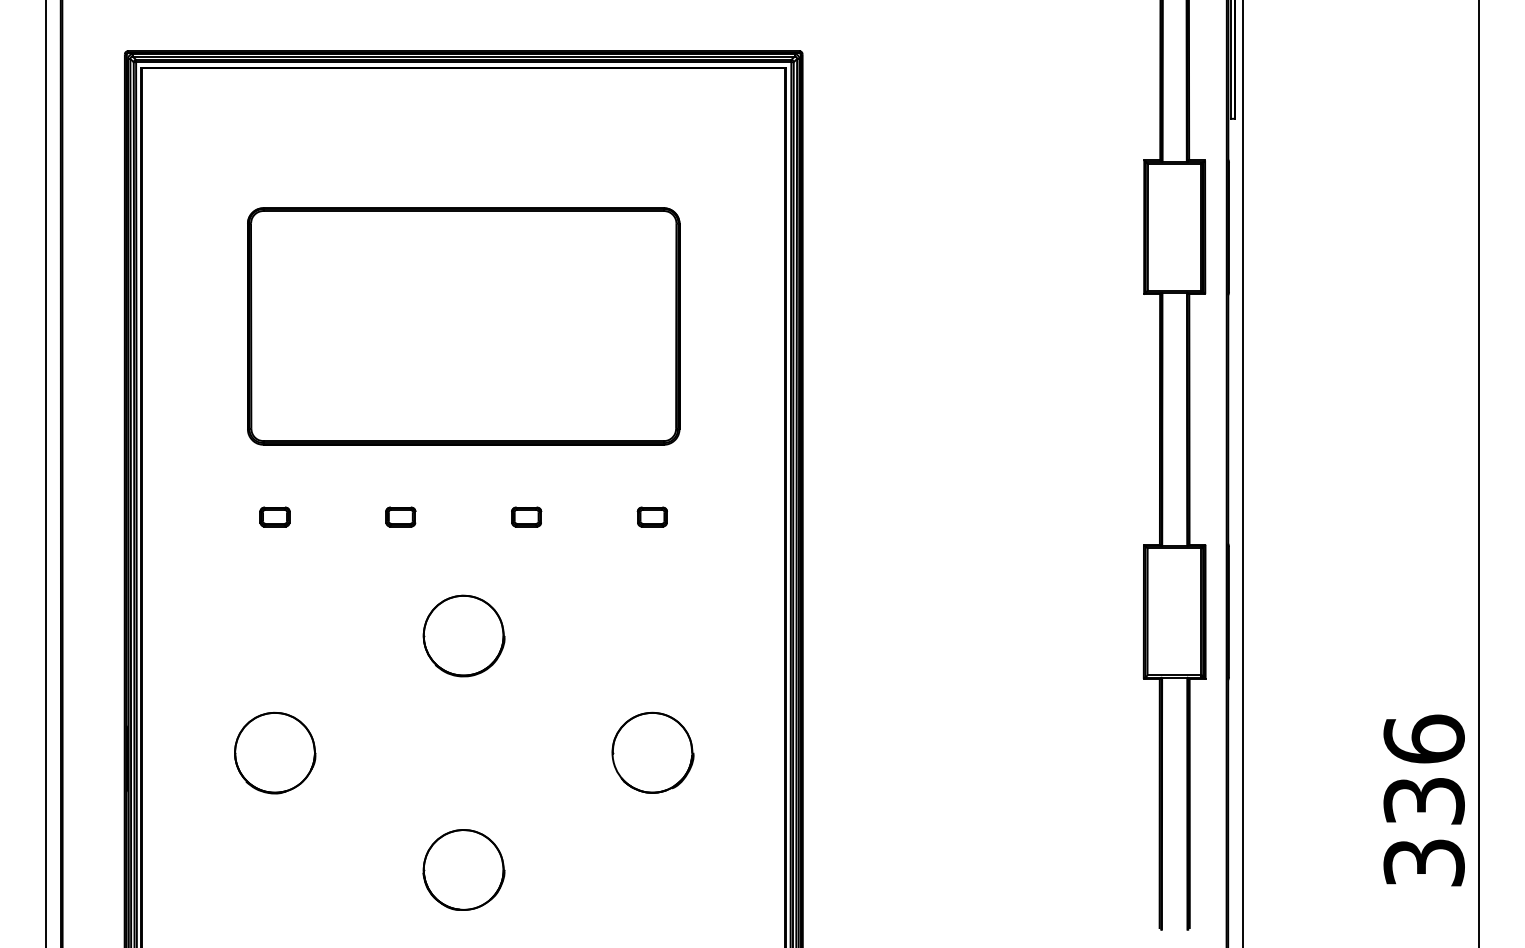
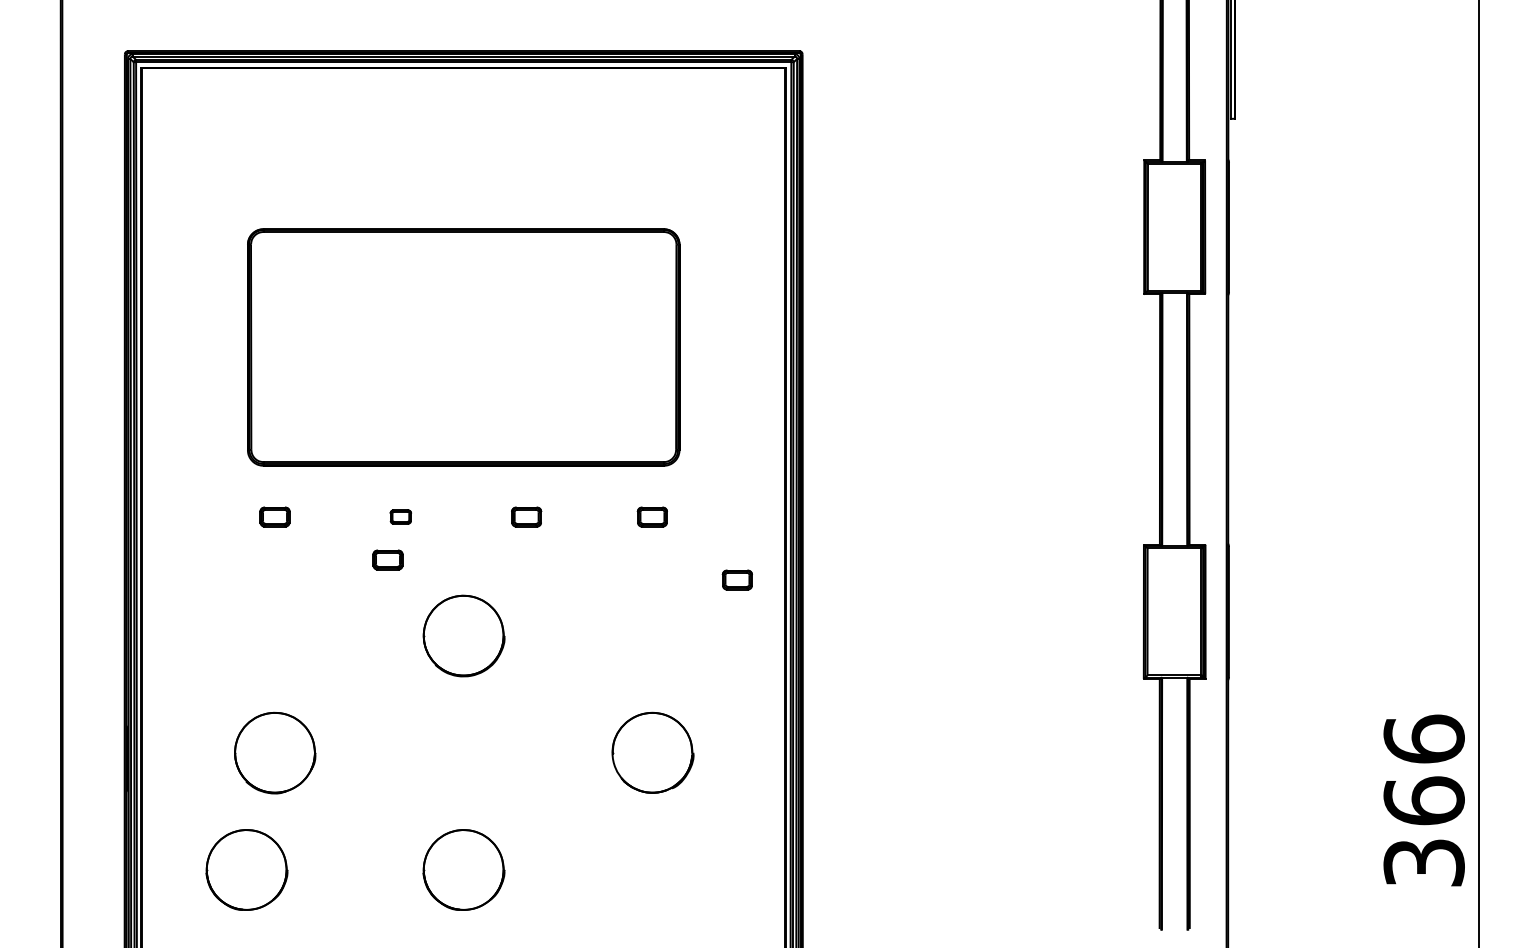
part position: (463, 326) -> (463, 347) (463, 347)
line: present -> none (45, 473)
line: present -> none (1243, 473)
part size: 32x22 px -> 23x16 px (400, 516)
part: none -> present (387, 559)
part: none -> present (736, 579)
text: 336 -> 366 (1423, 800)
part: none -> present (246, 869)
